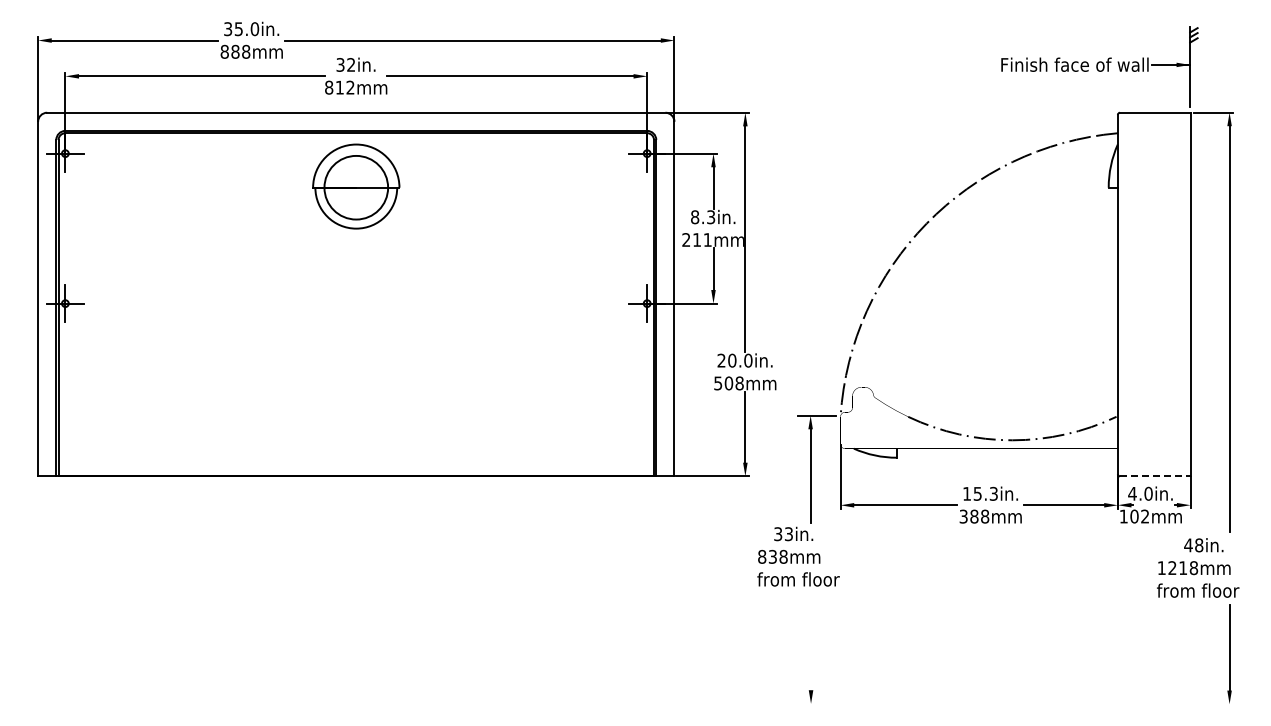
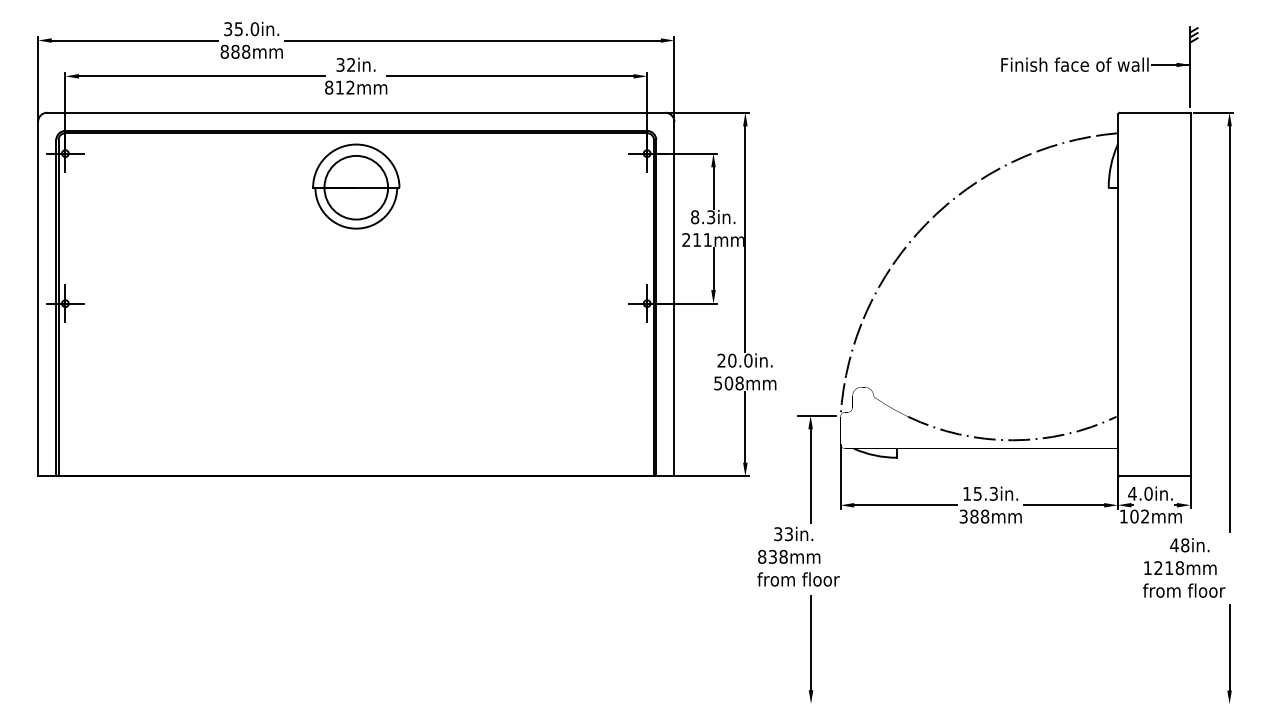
line: dashed -> solid (1155, 476)
text position: (1198, 567) -> (1184, 567) (1184, 567)
line: none -> present (811, 642)
